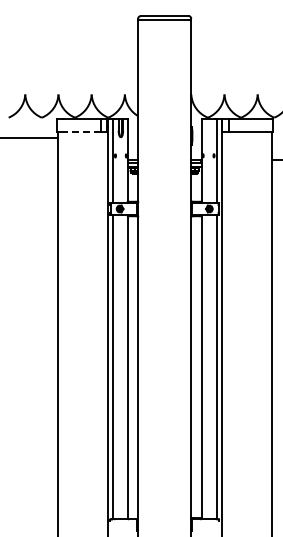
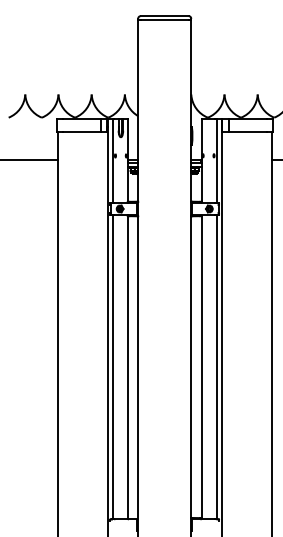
line: dashed -> solid (81, 132)
line position: (29, 137) -> (29, 159) (29, 159)
